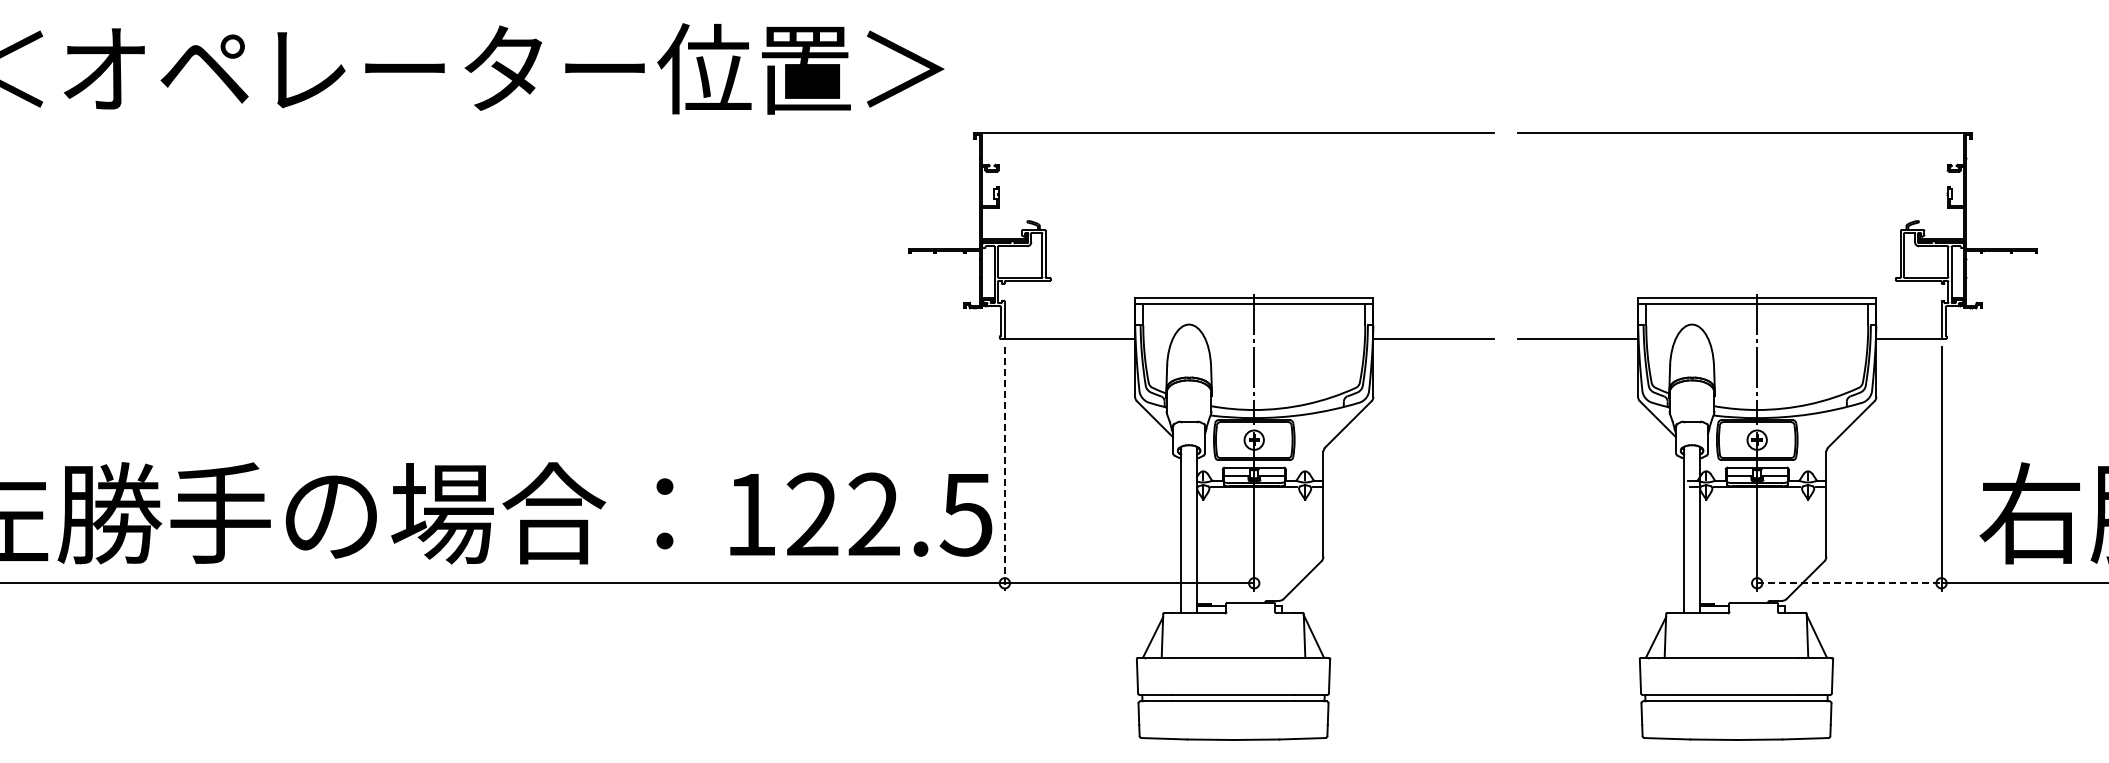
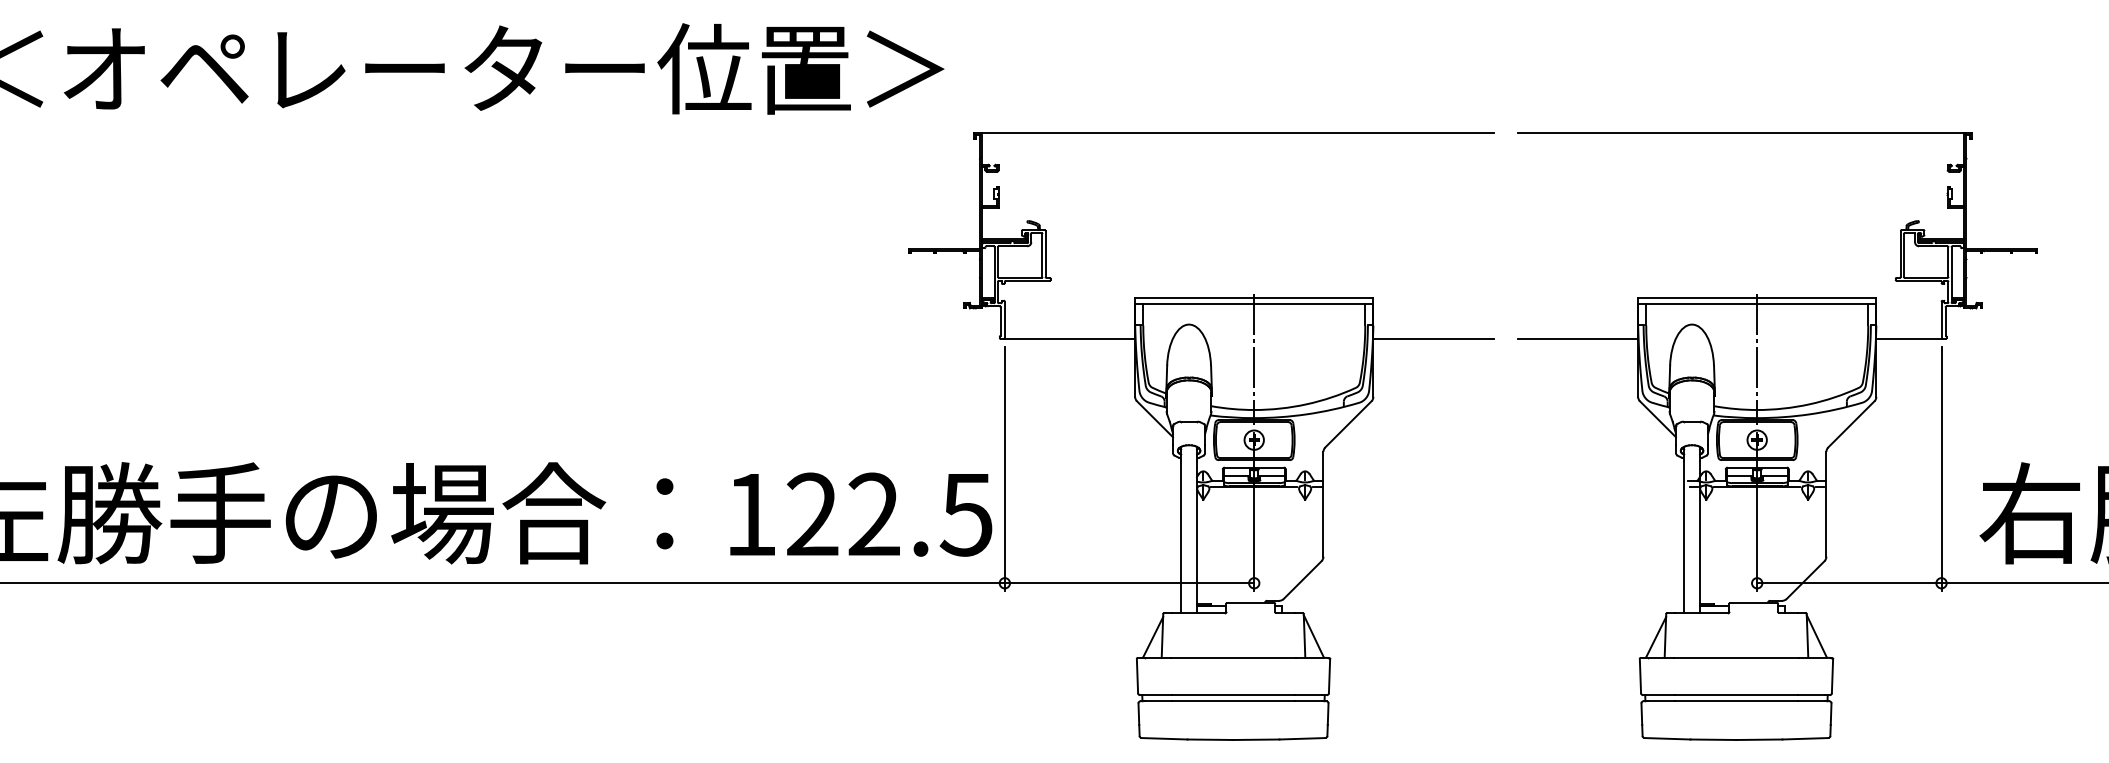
line: dashed -> solid (1004, 469)
line: dashed -> solid (1849, 583)
